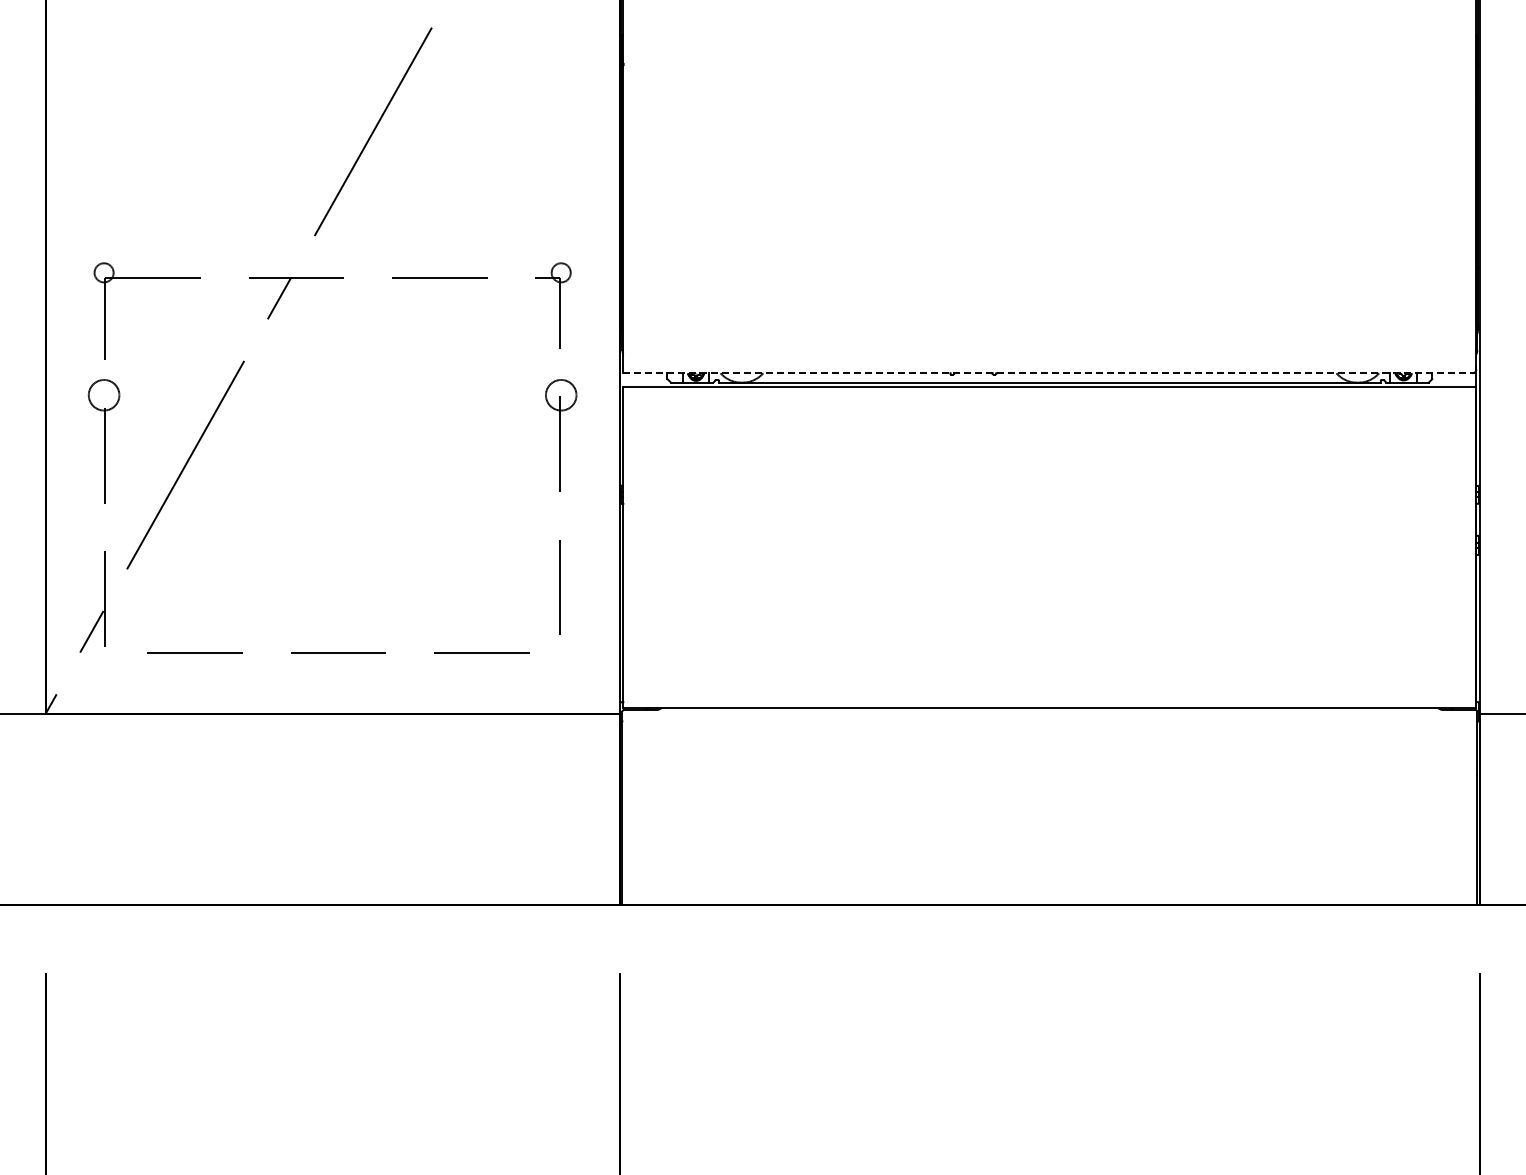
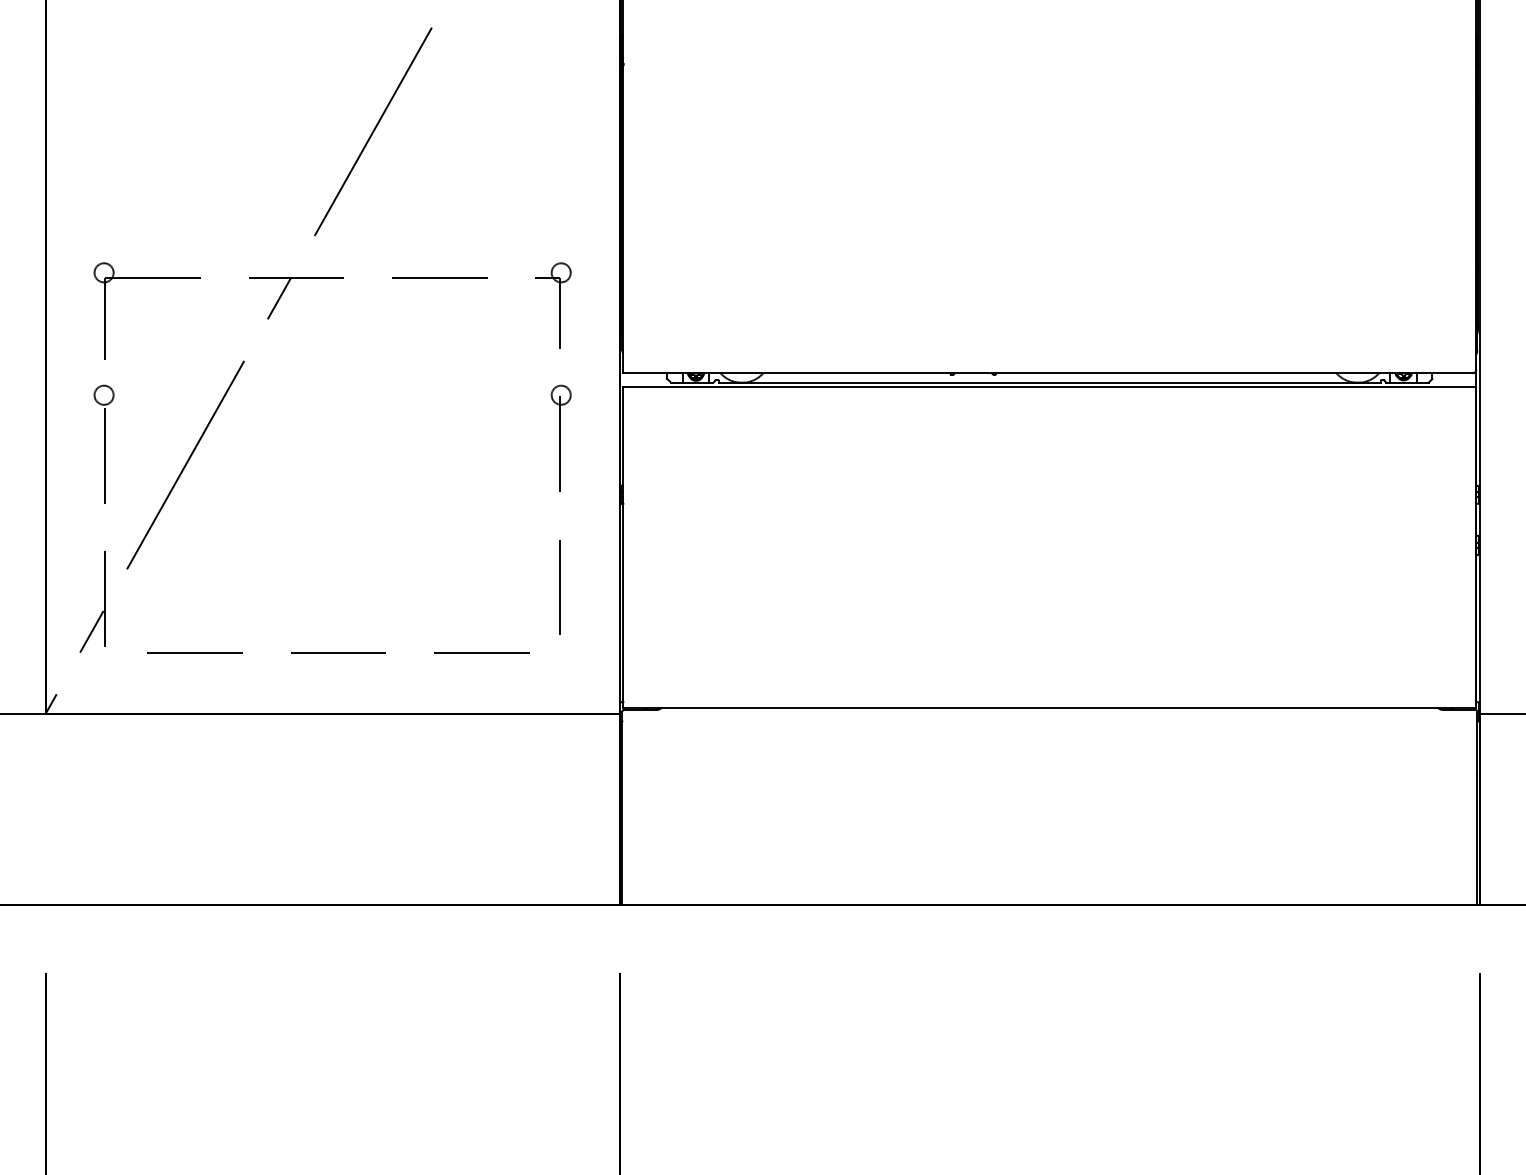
line: dashed -> solid (1049, 373)
circle diameter: 31 px -> 19 px (103, 394)
circle diameter: 31 px -> 19 px (560, 394)
